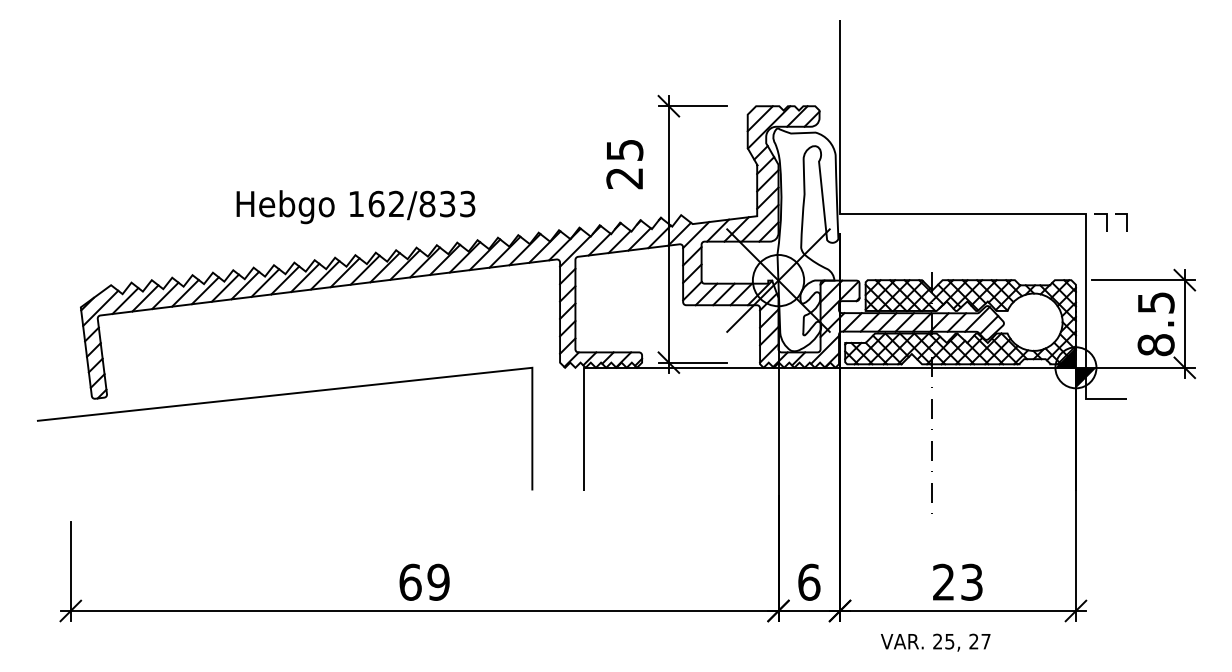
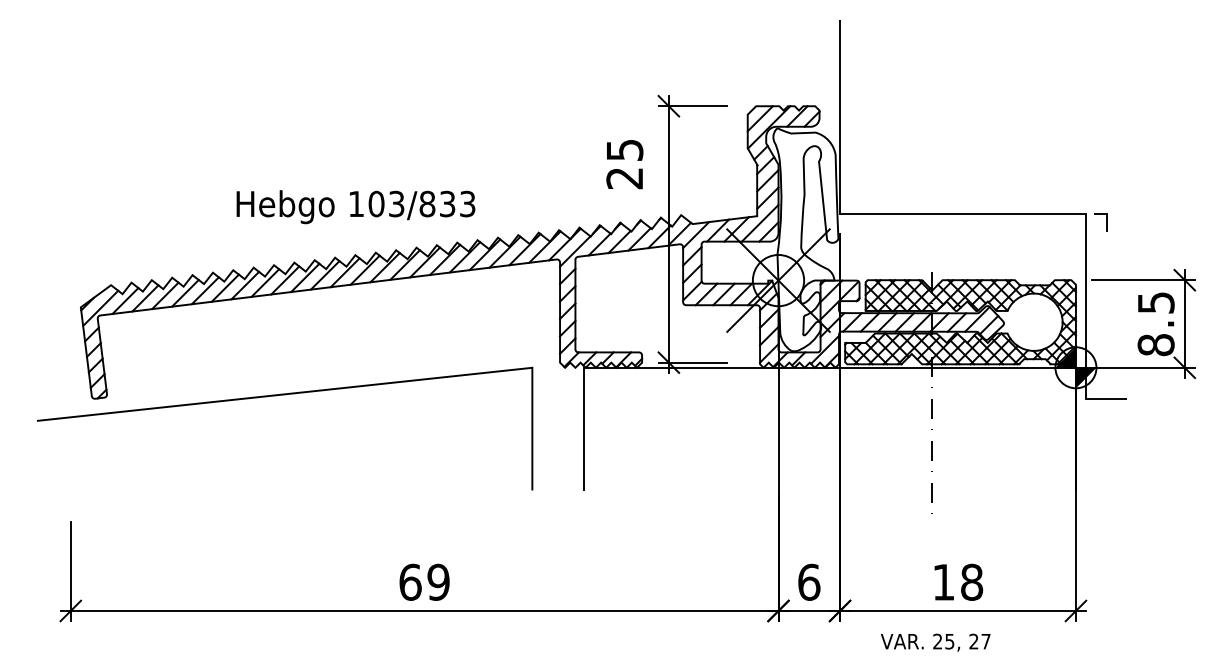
text: 162/833 -> 103/833 (386, 203)
line: present -> none (1126, 222)
text: 23 -> 18 (958, 581)
